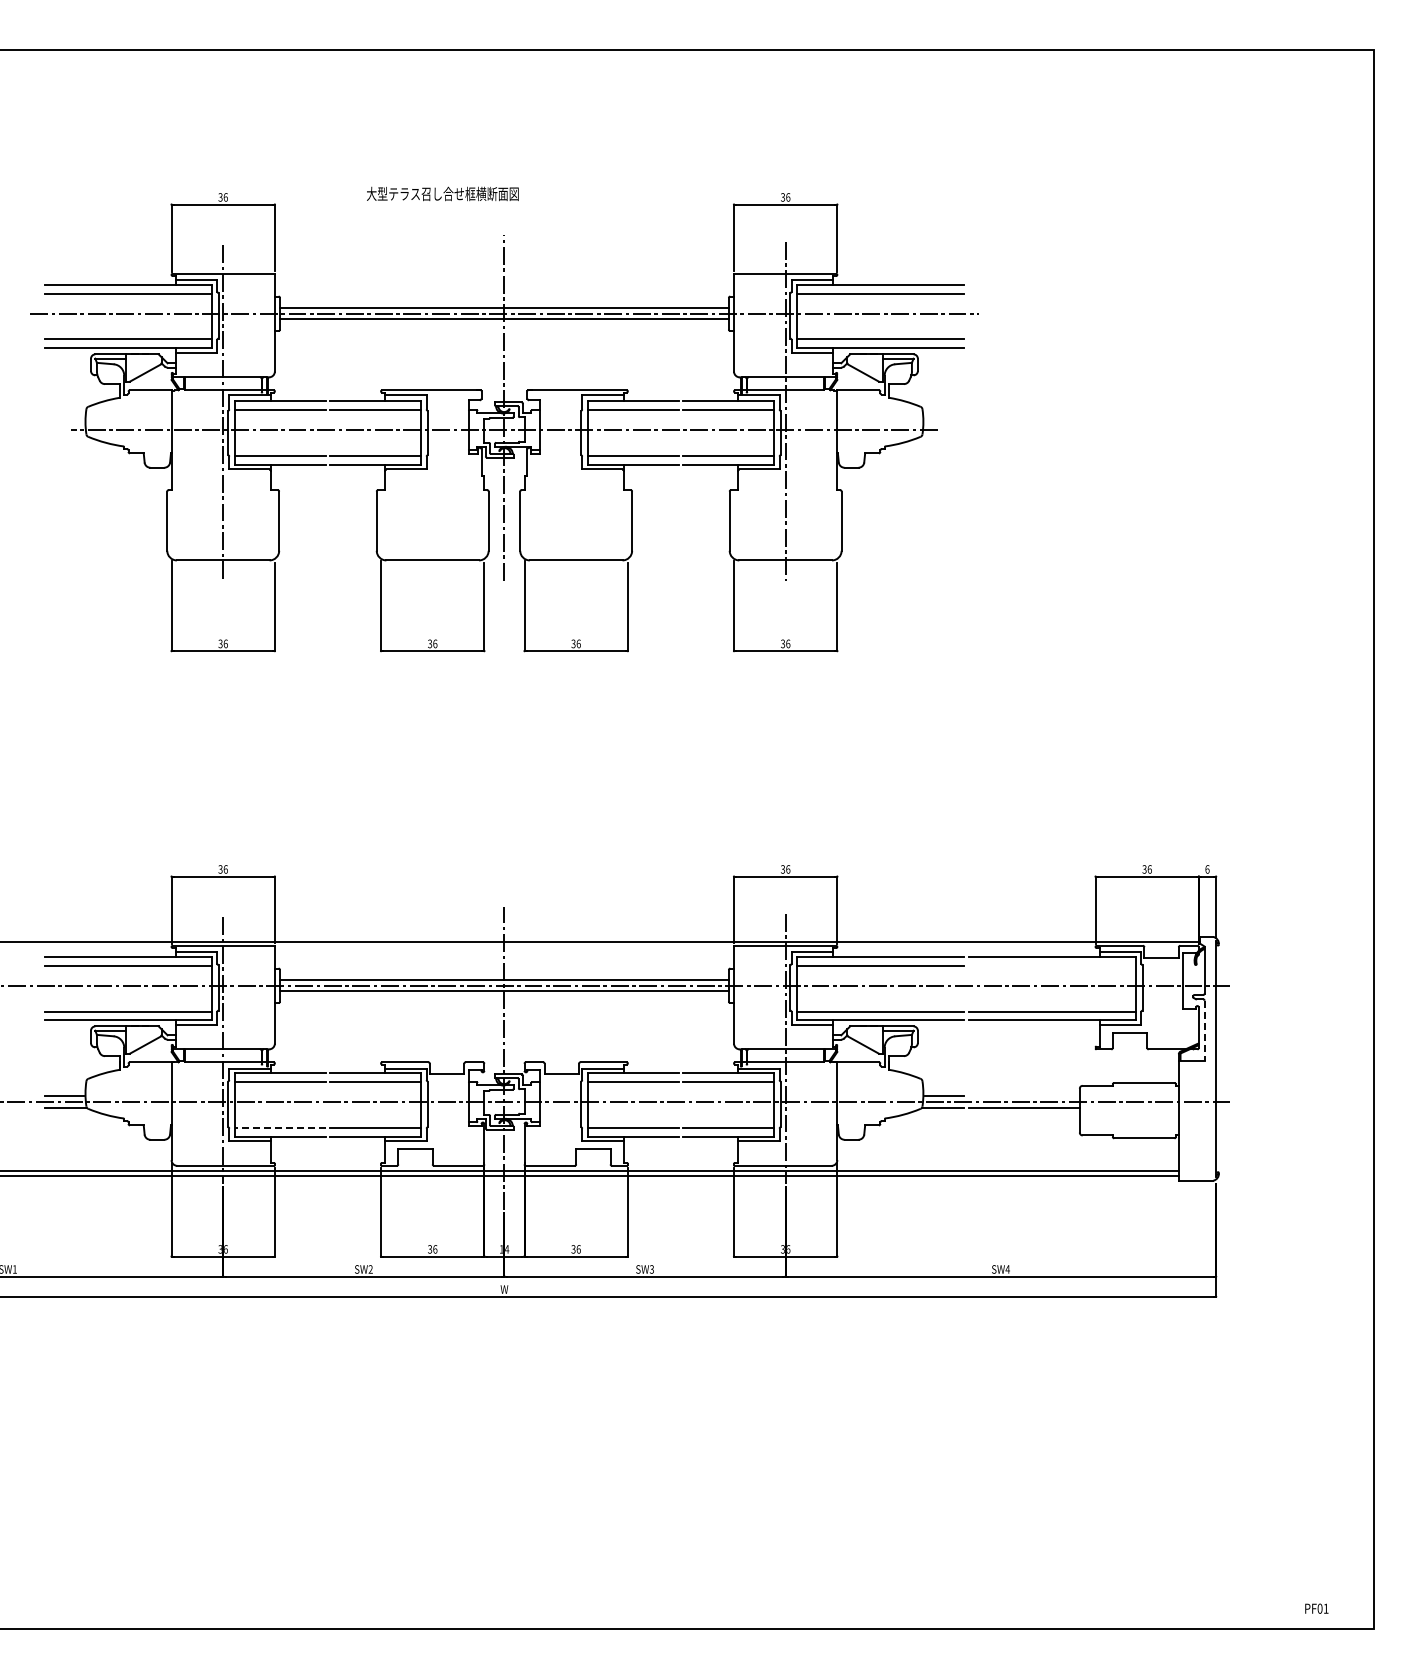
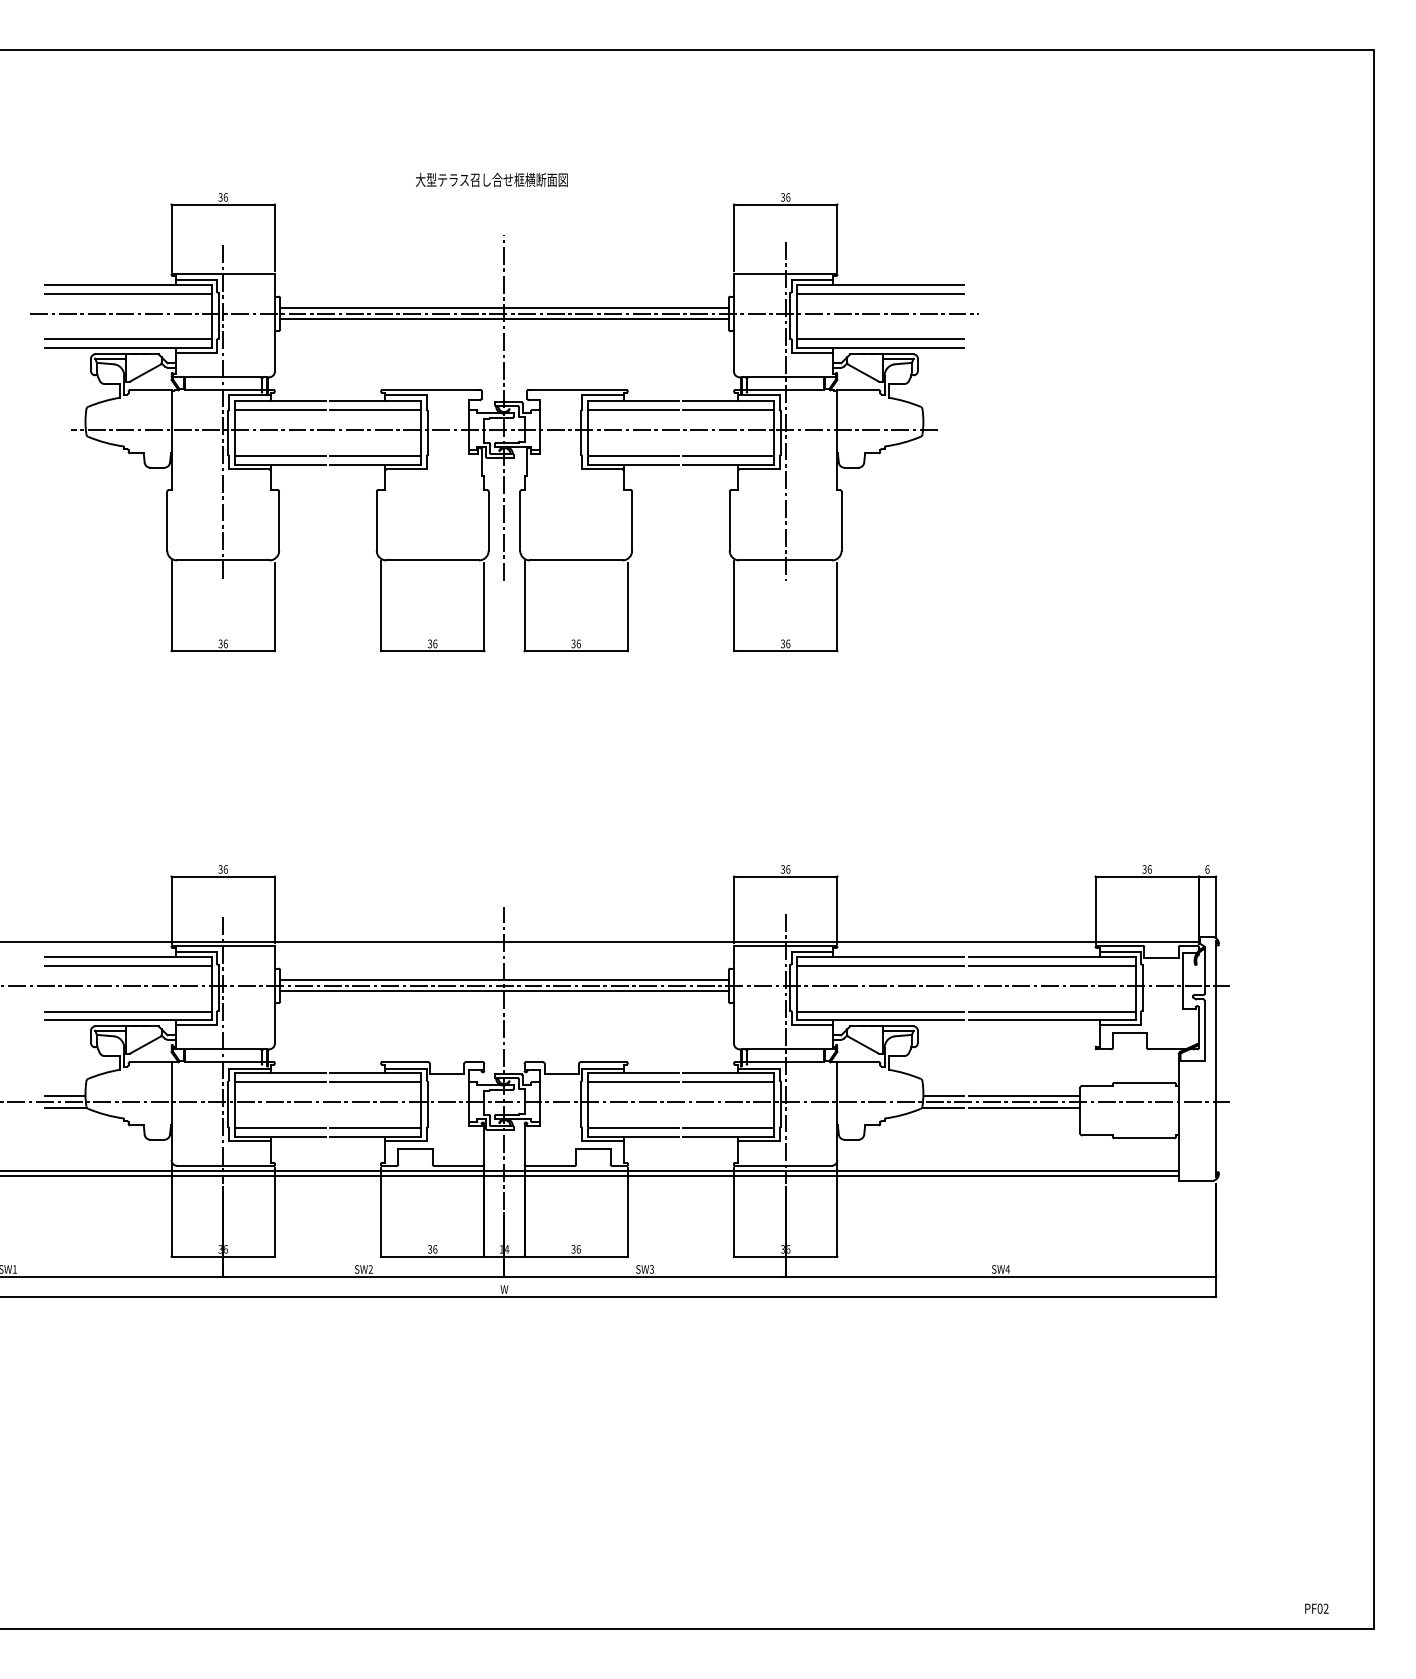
text position: (442, 193) -> (491, 179) (491, 179)
line: none -> present (1051, 965)
line: dashed -> solid (1204, 1031)
line: none -> present (1023, 1096)
line: dashed -> solid (280, 1128)
text: PF01 -> PF02 (1325, 1608)
